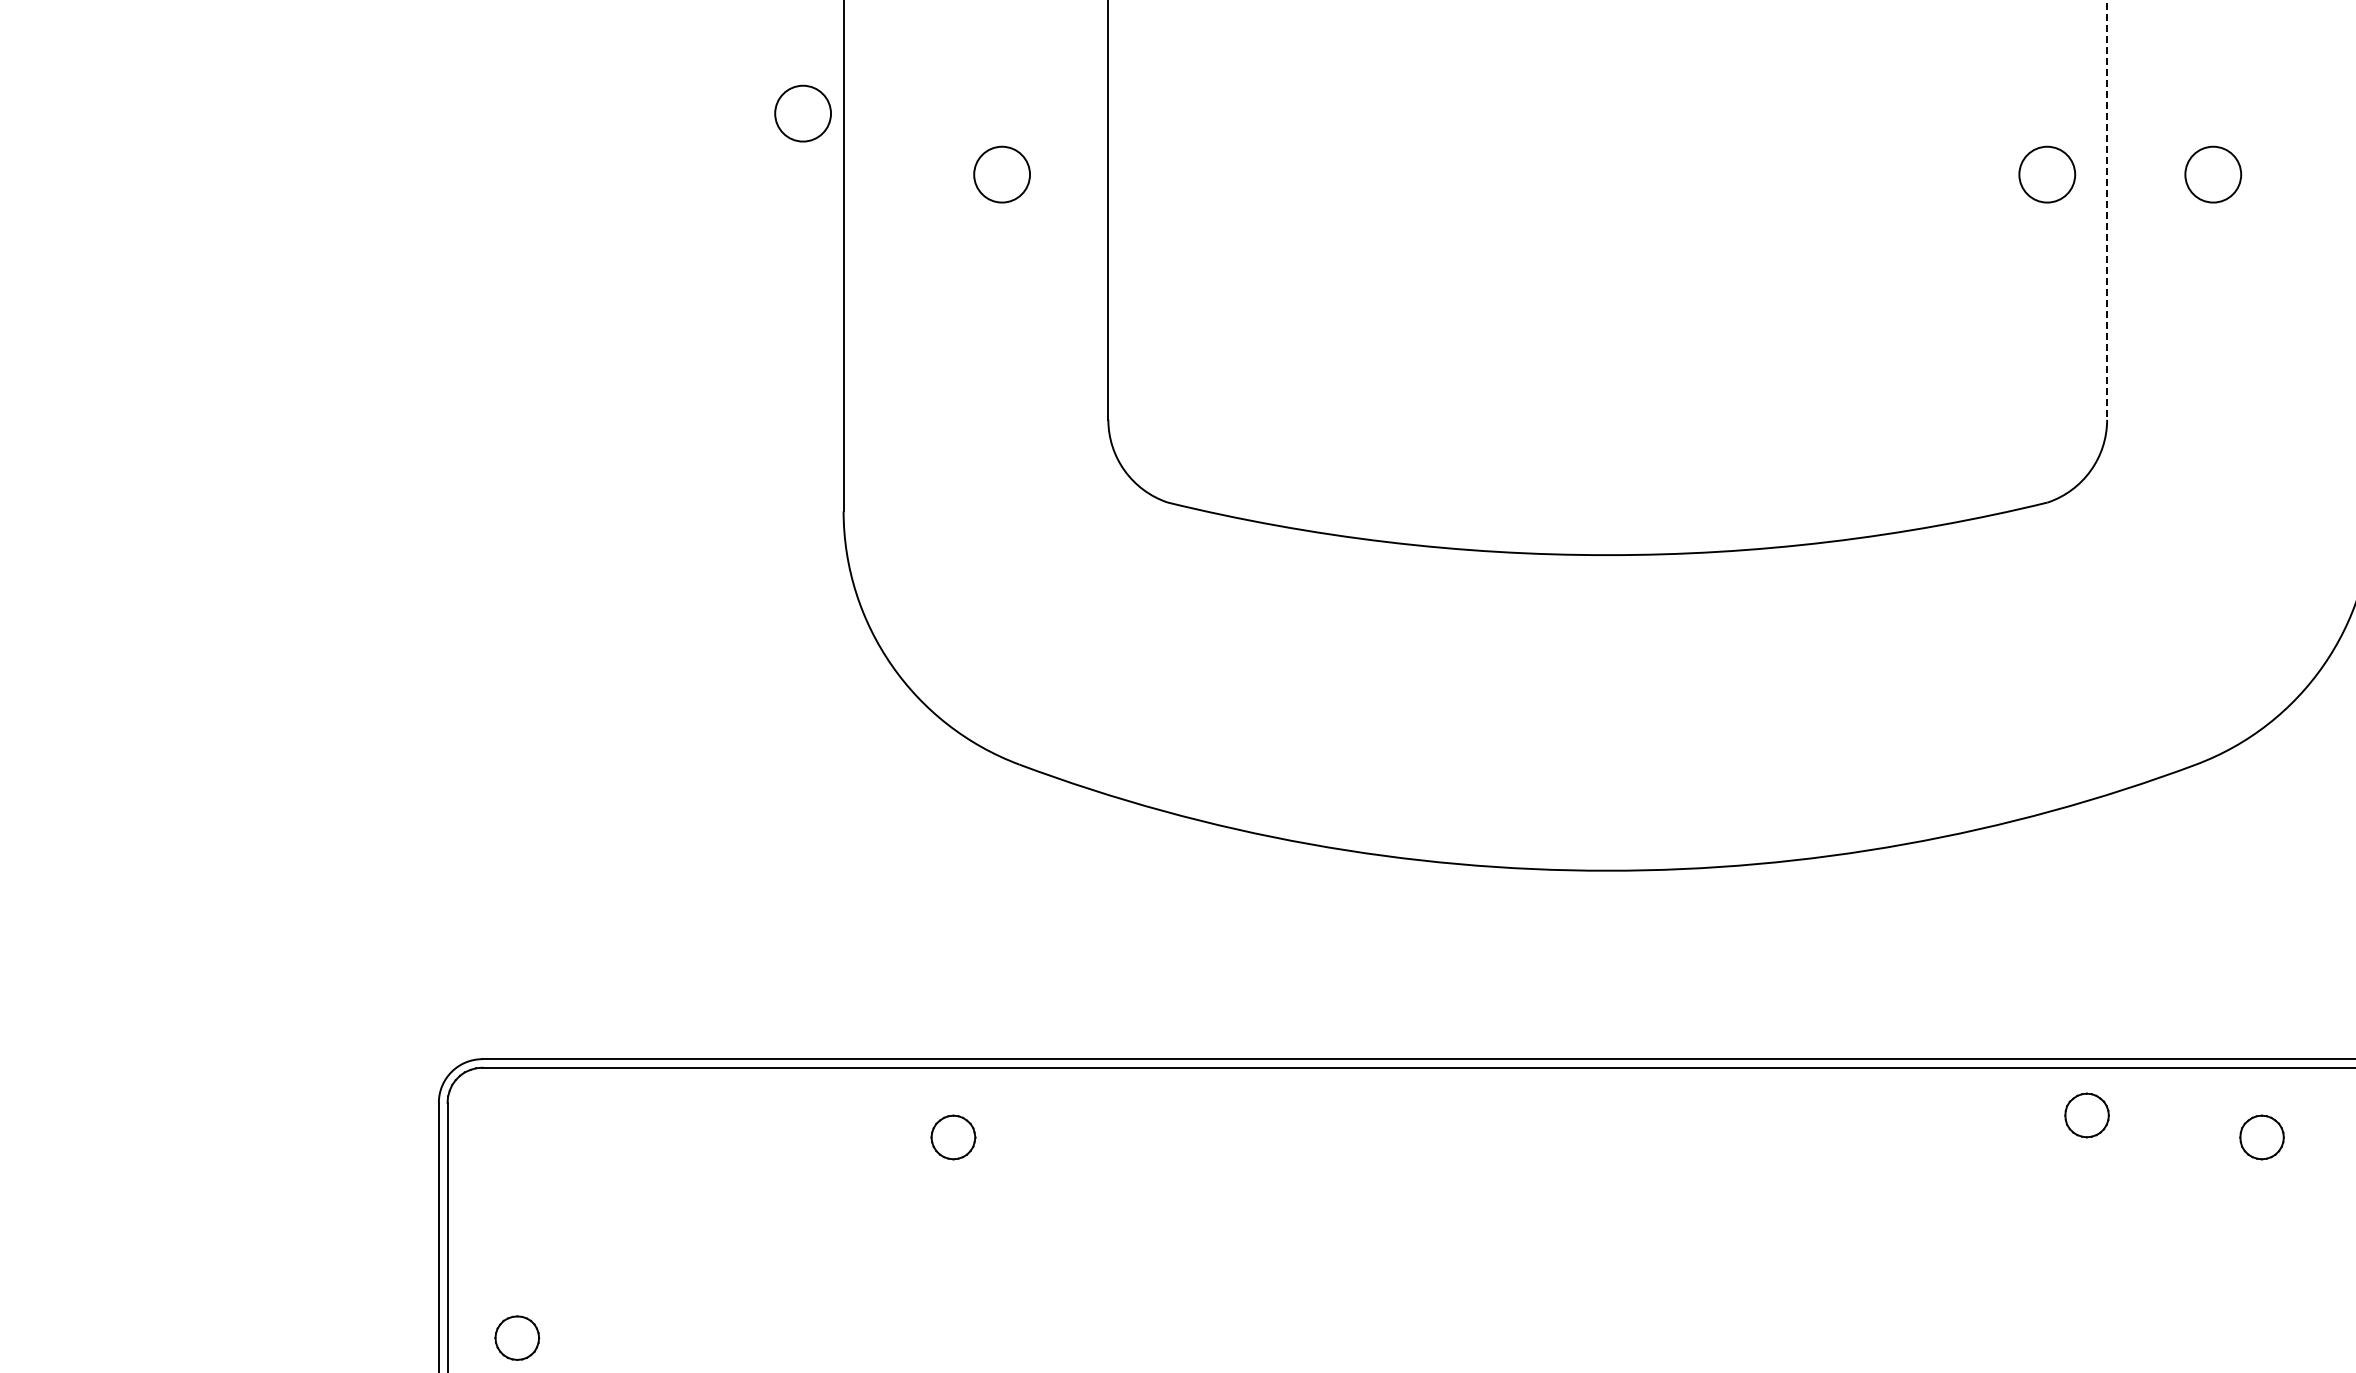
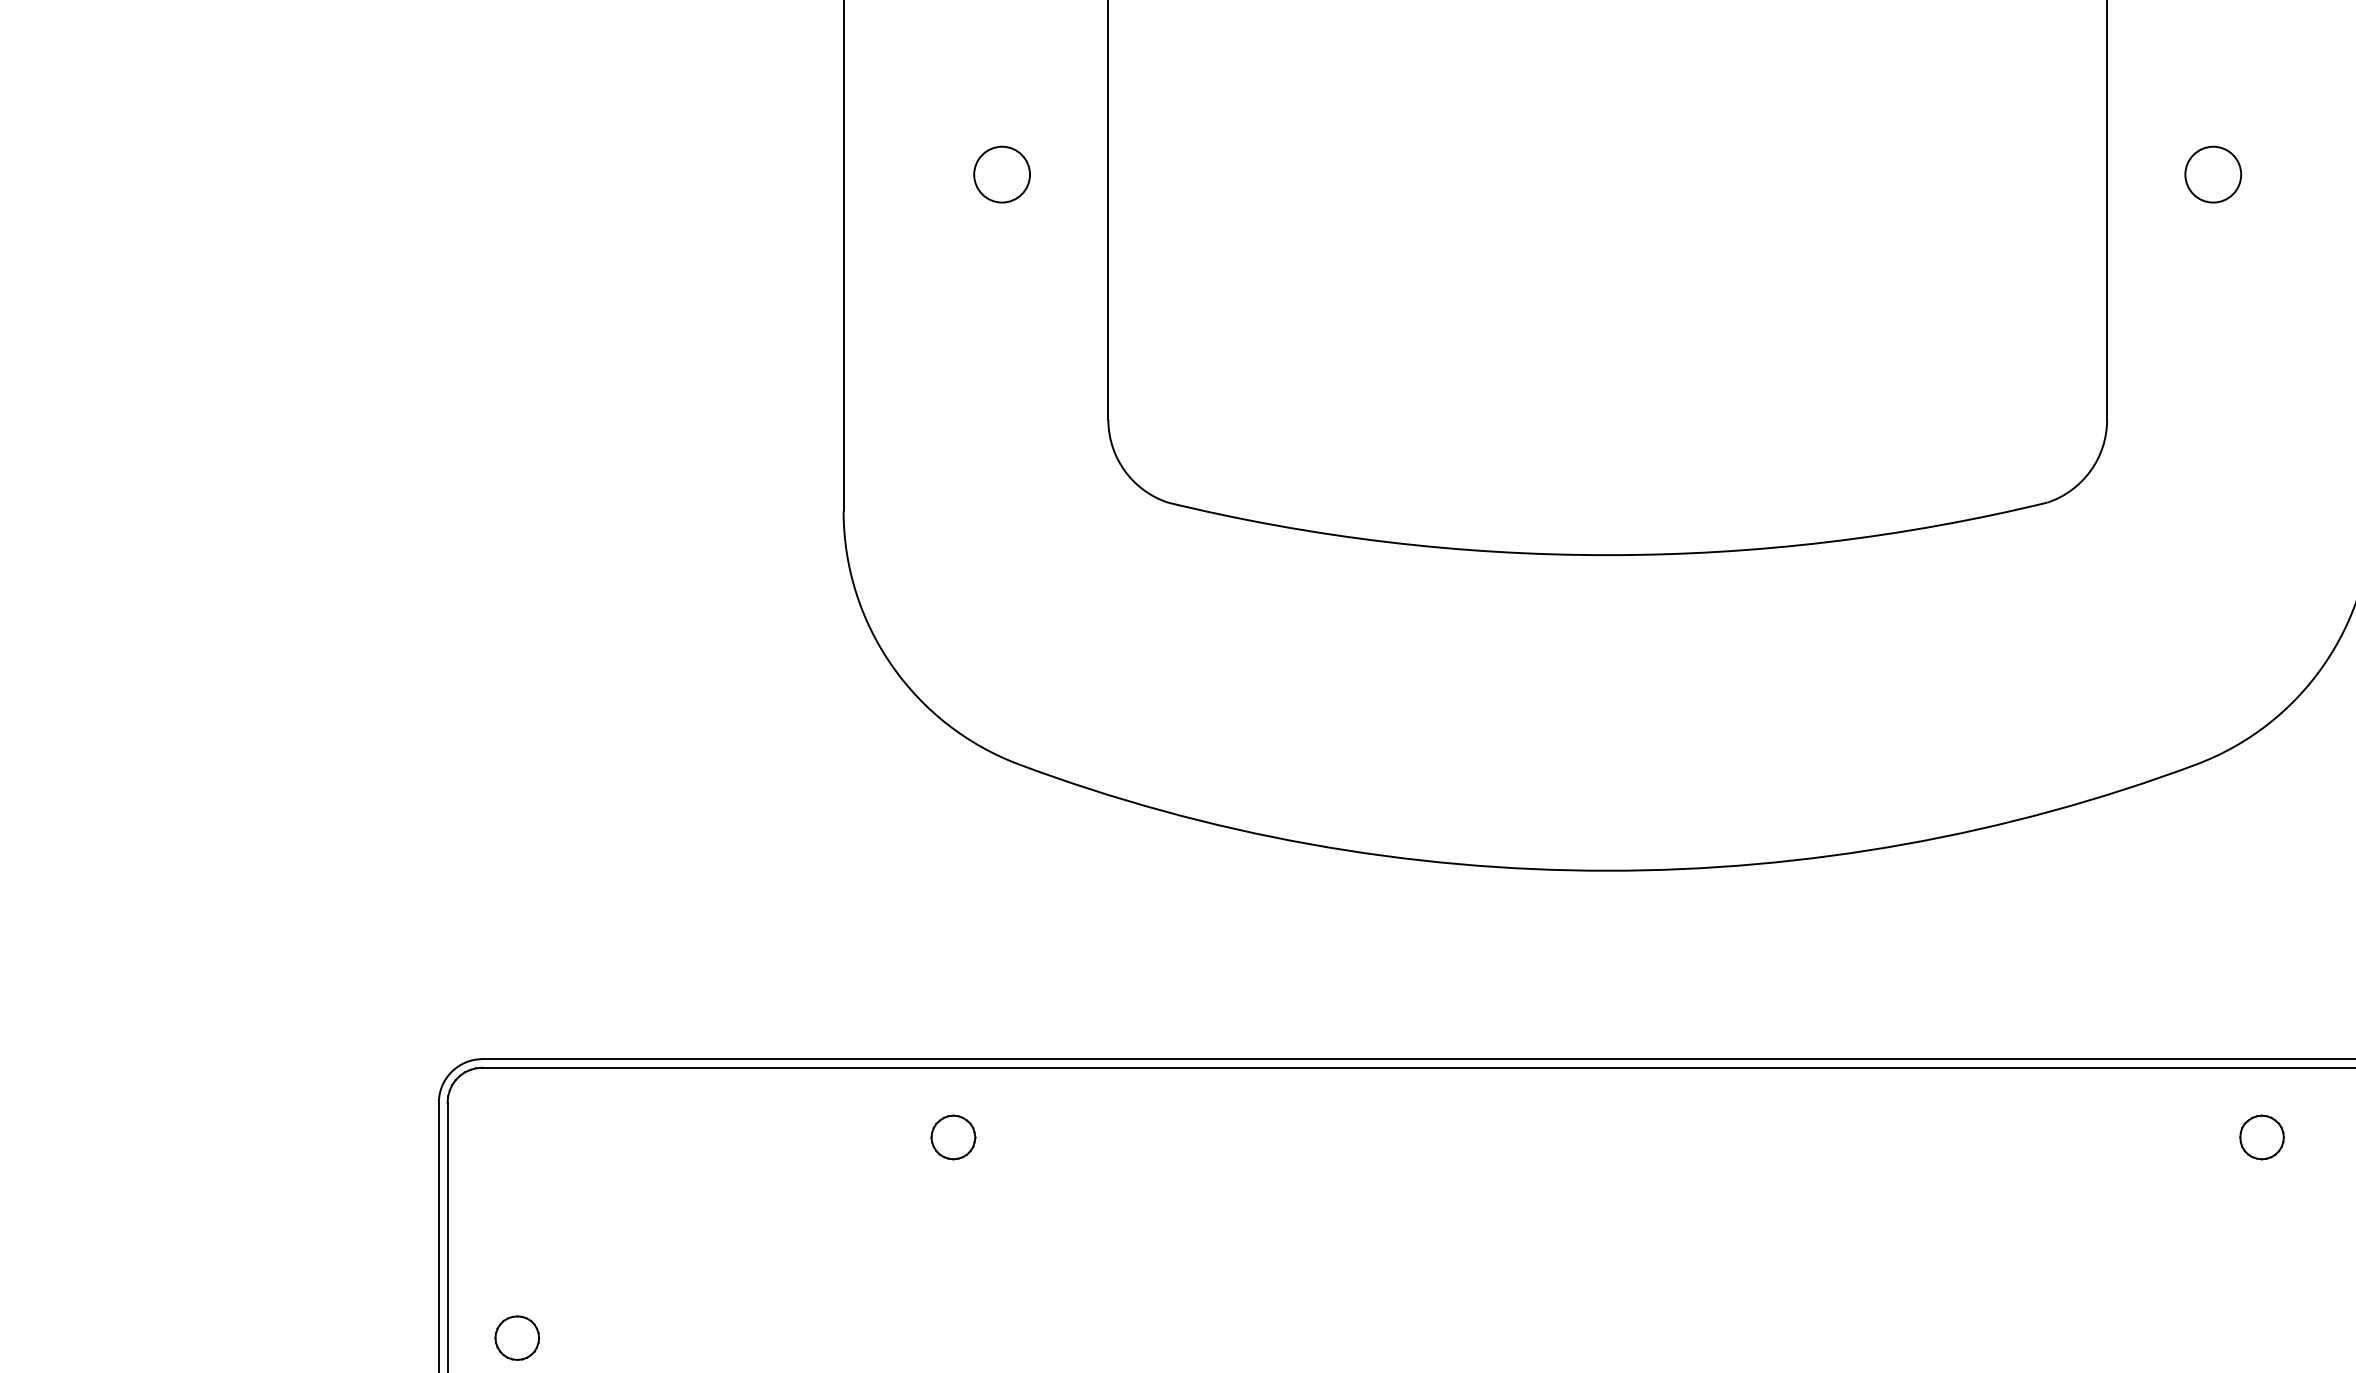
circle: present -> none (802, 113)
circle: present -> none (2047, 174)
line: dashed -> solid (2107, 210)
part: present -> none (2086, 1115)
